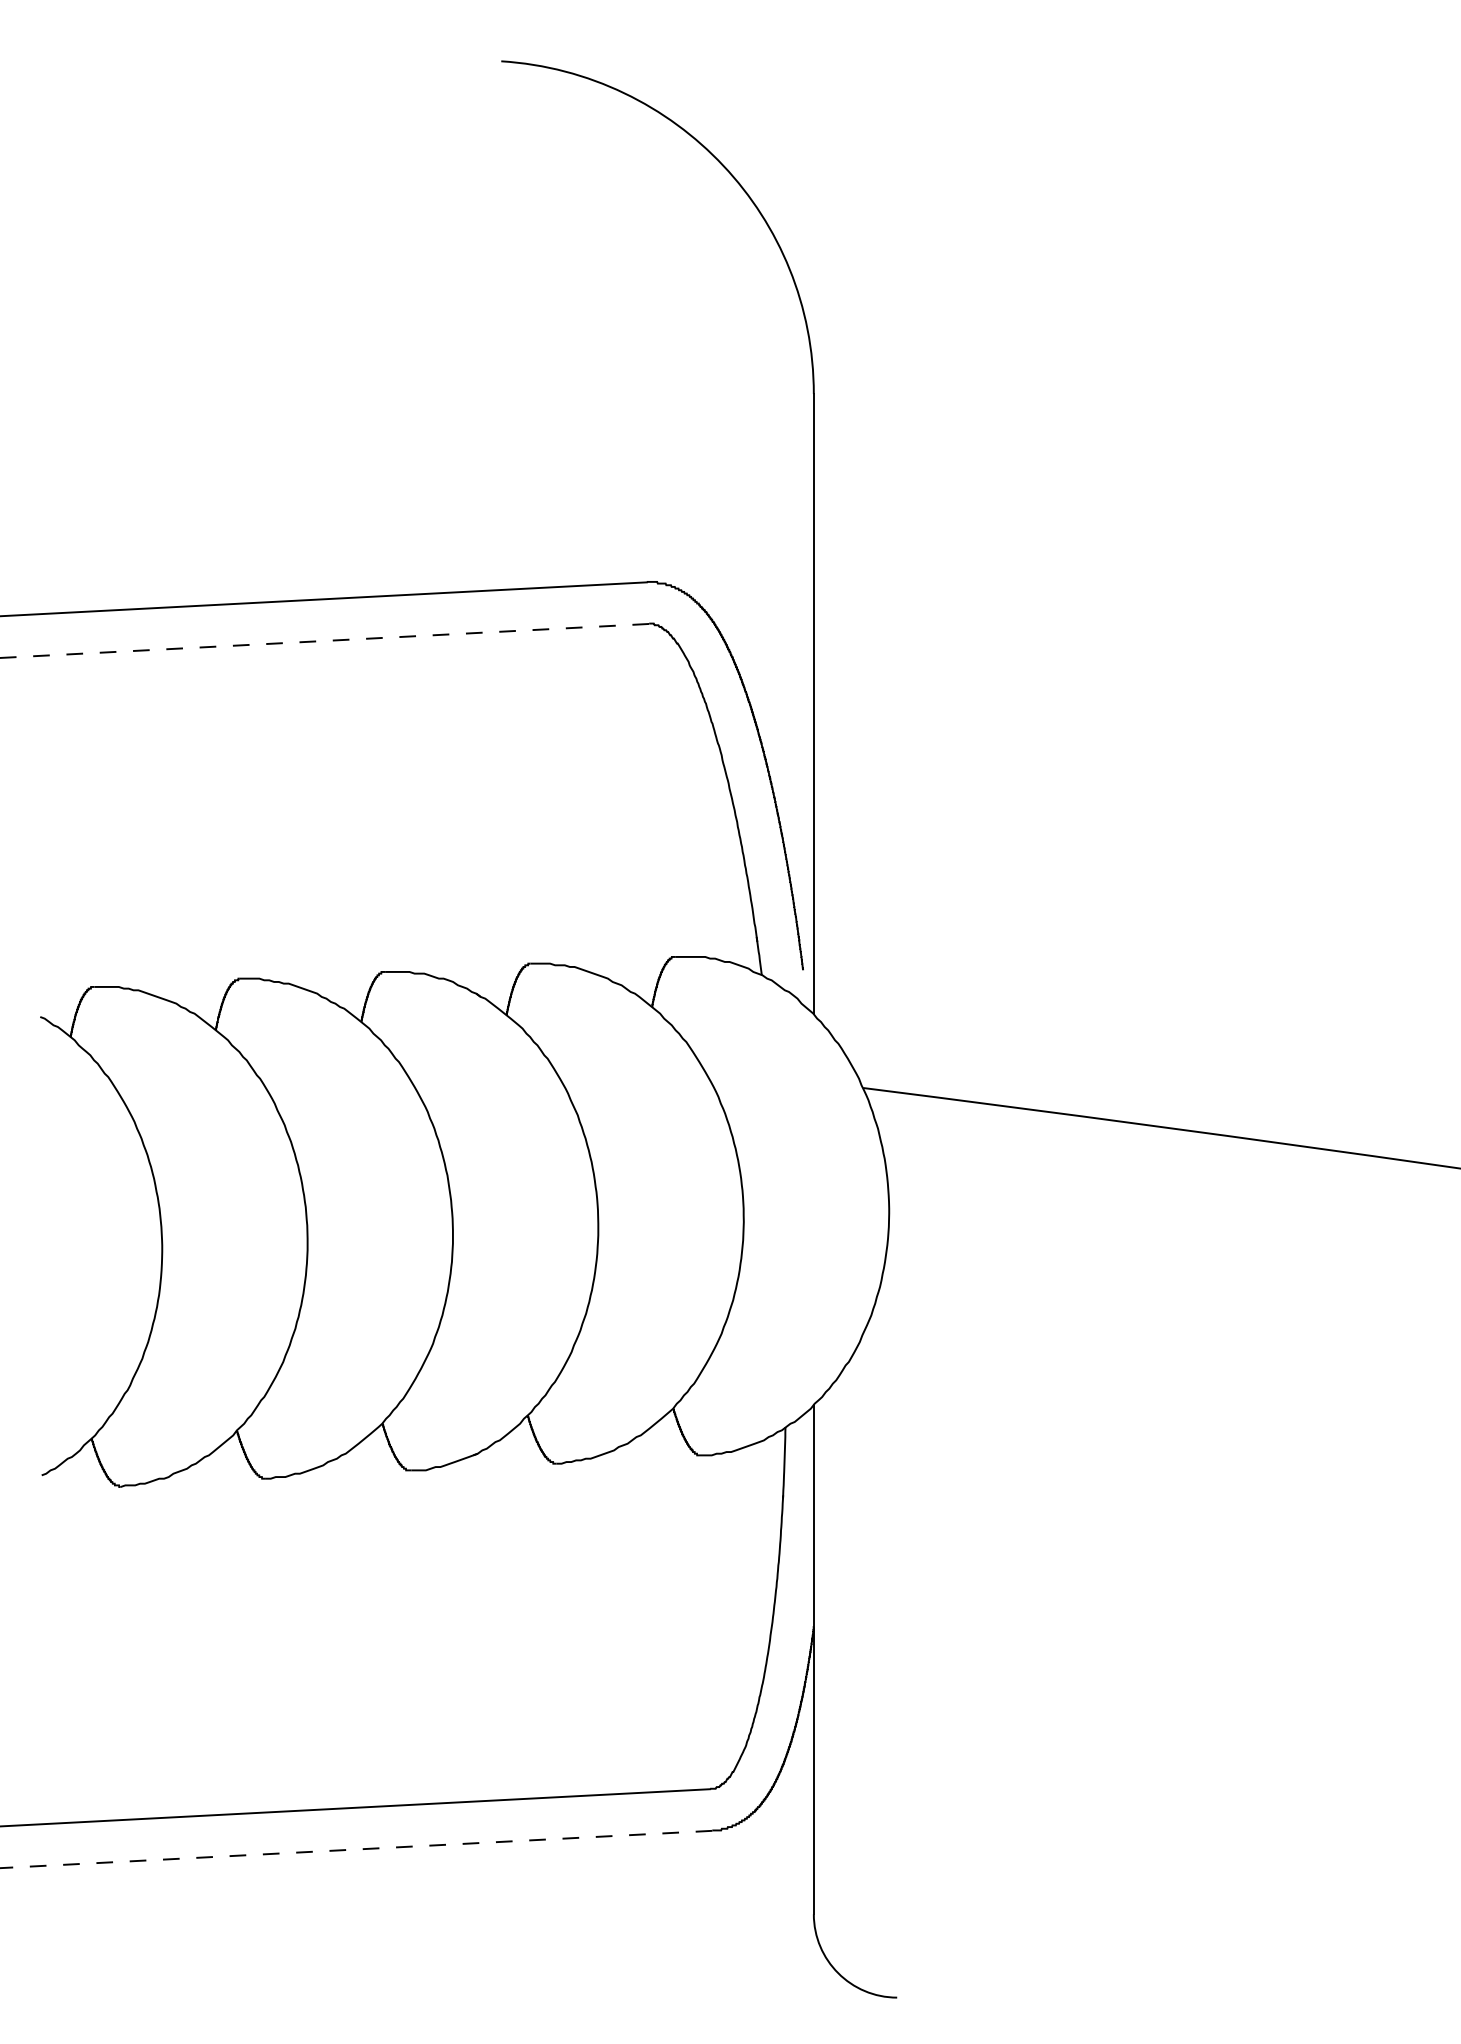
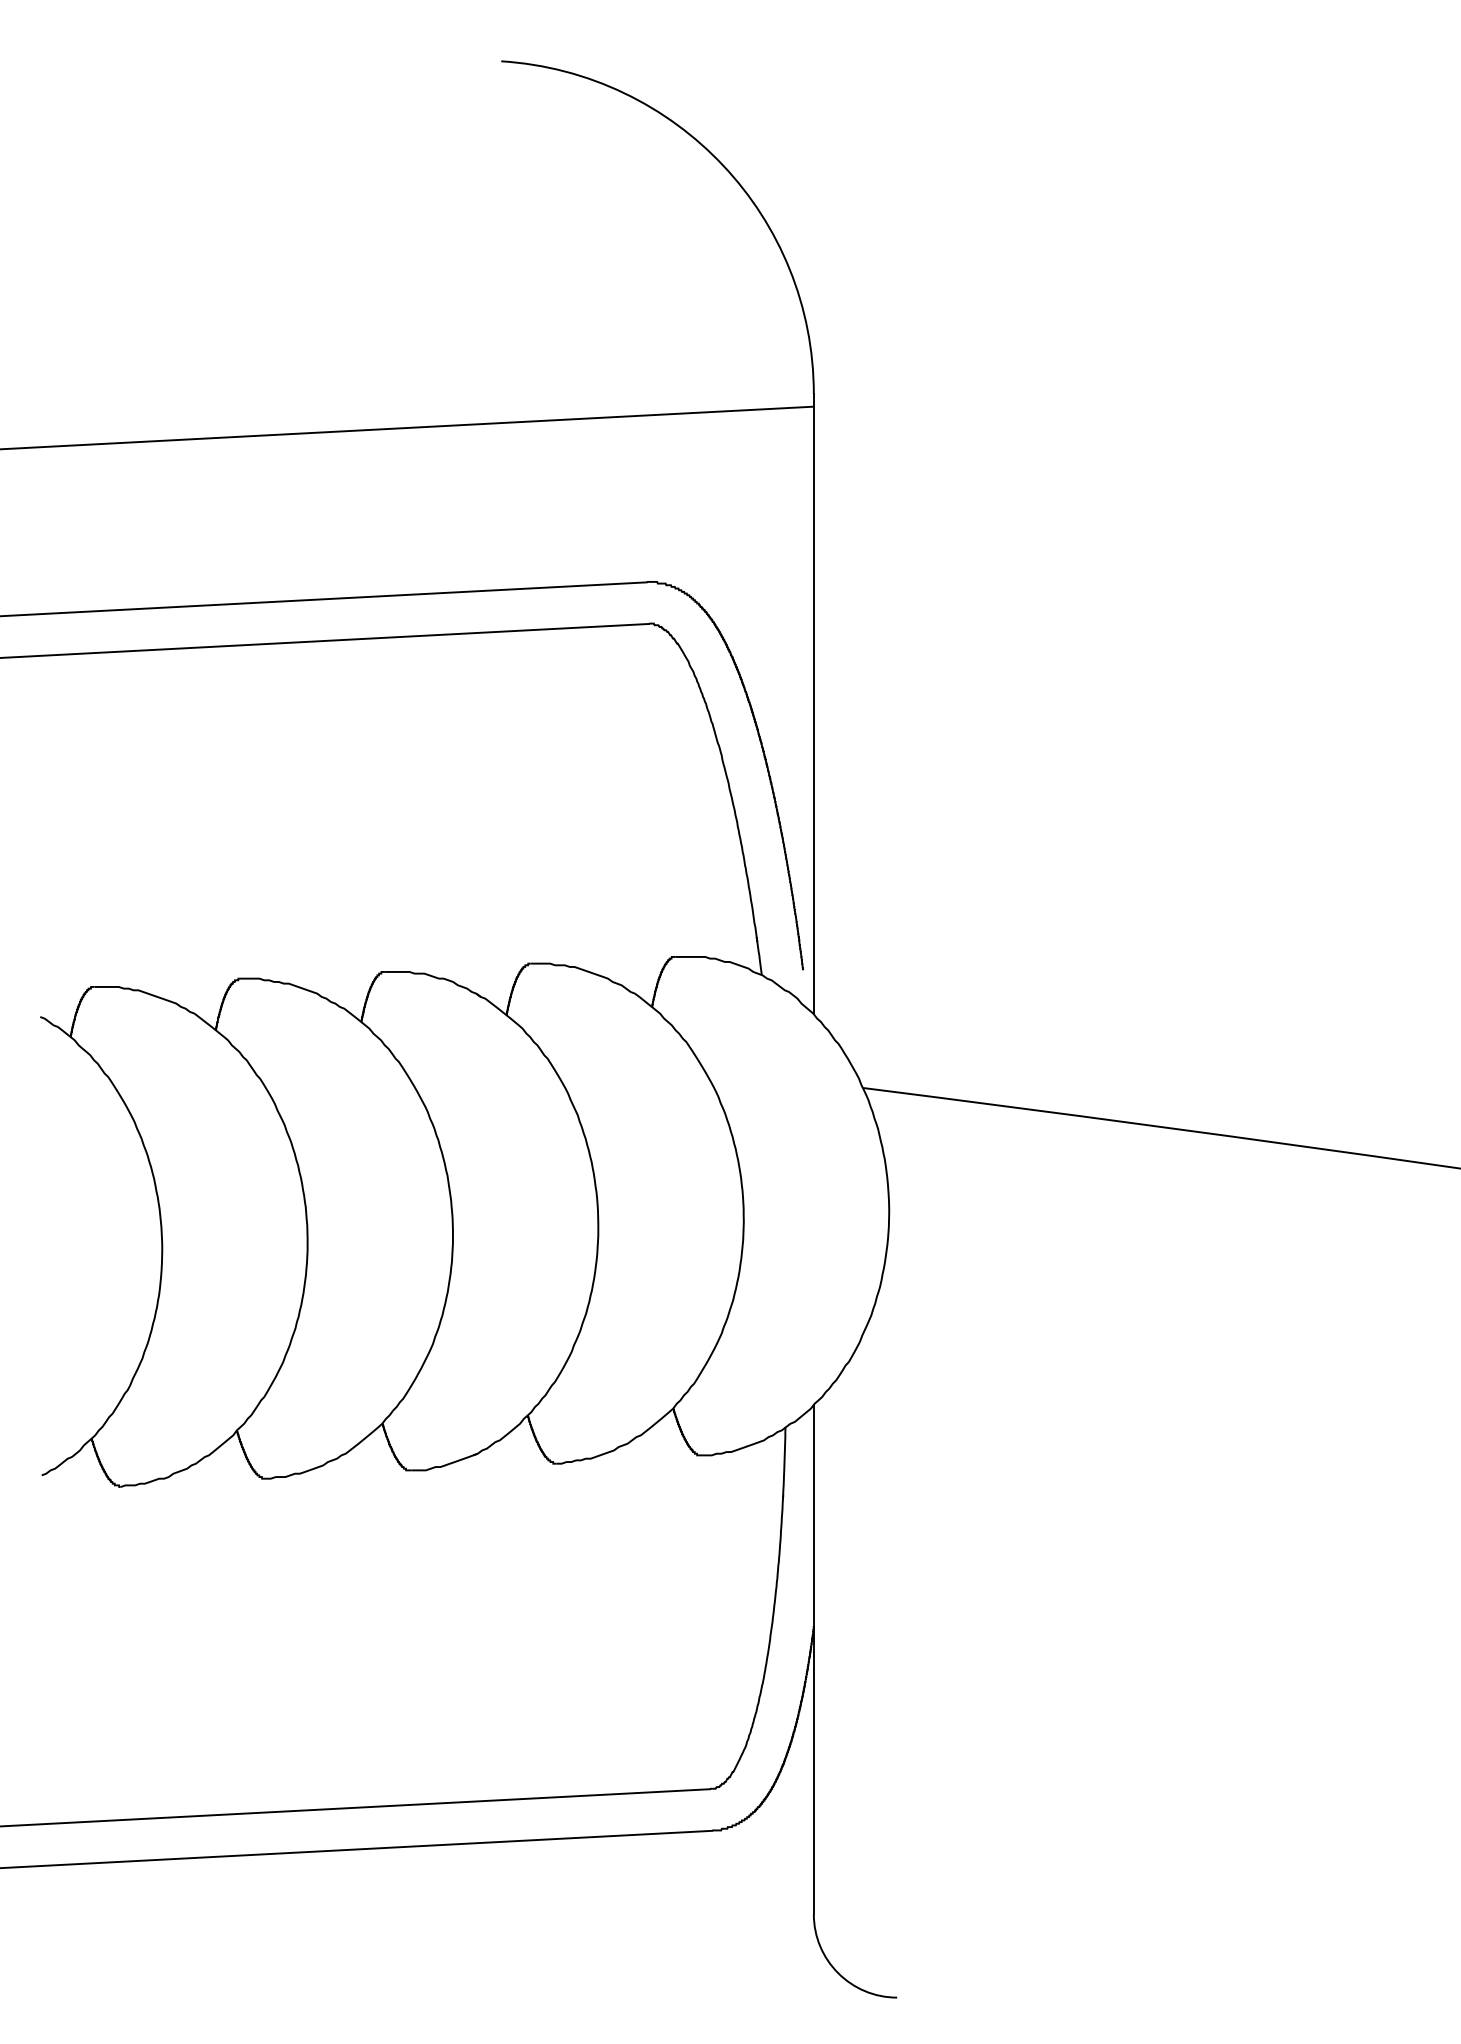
line: none -> present (407, 427)
line: dashed -> solid (324, 640)
line: dashed -> solid (355, 1849)
